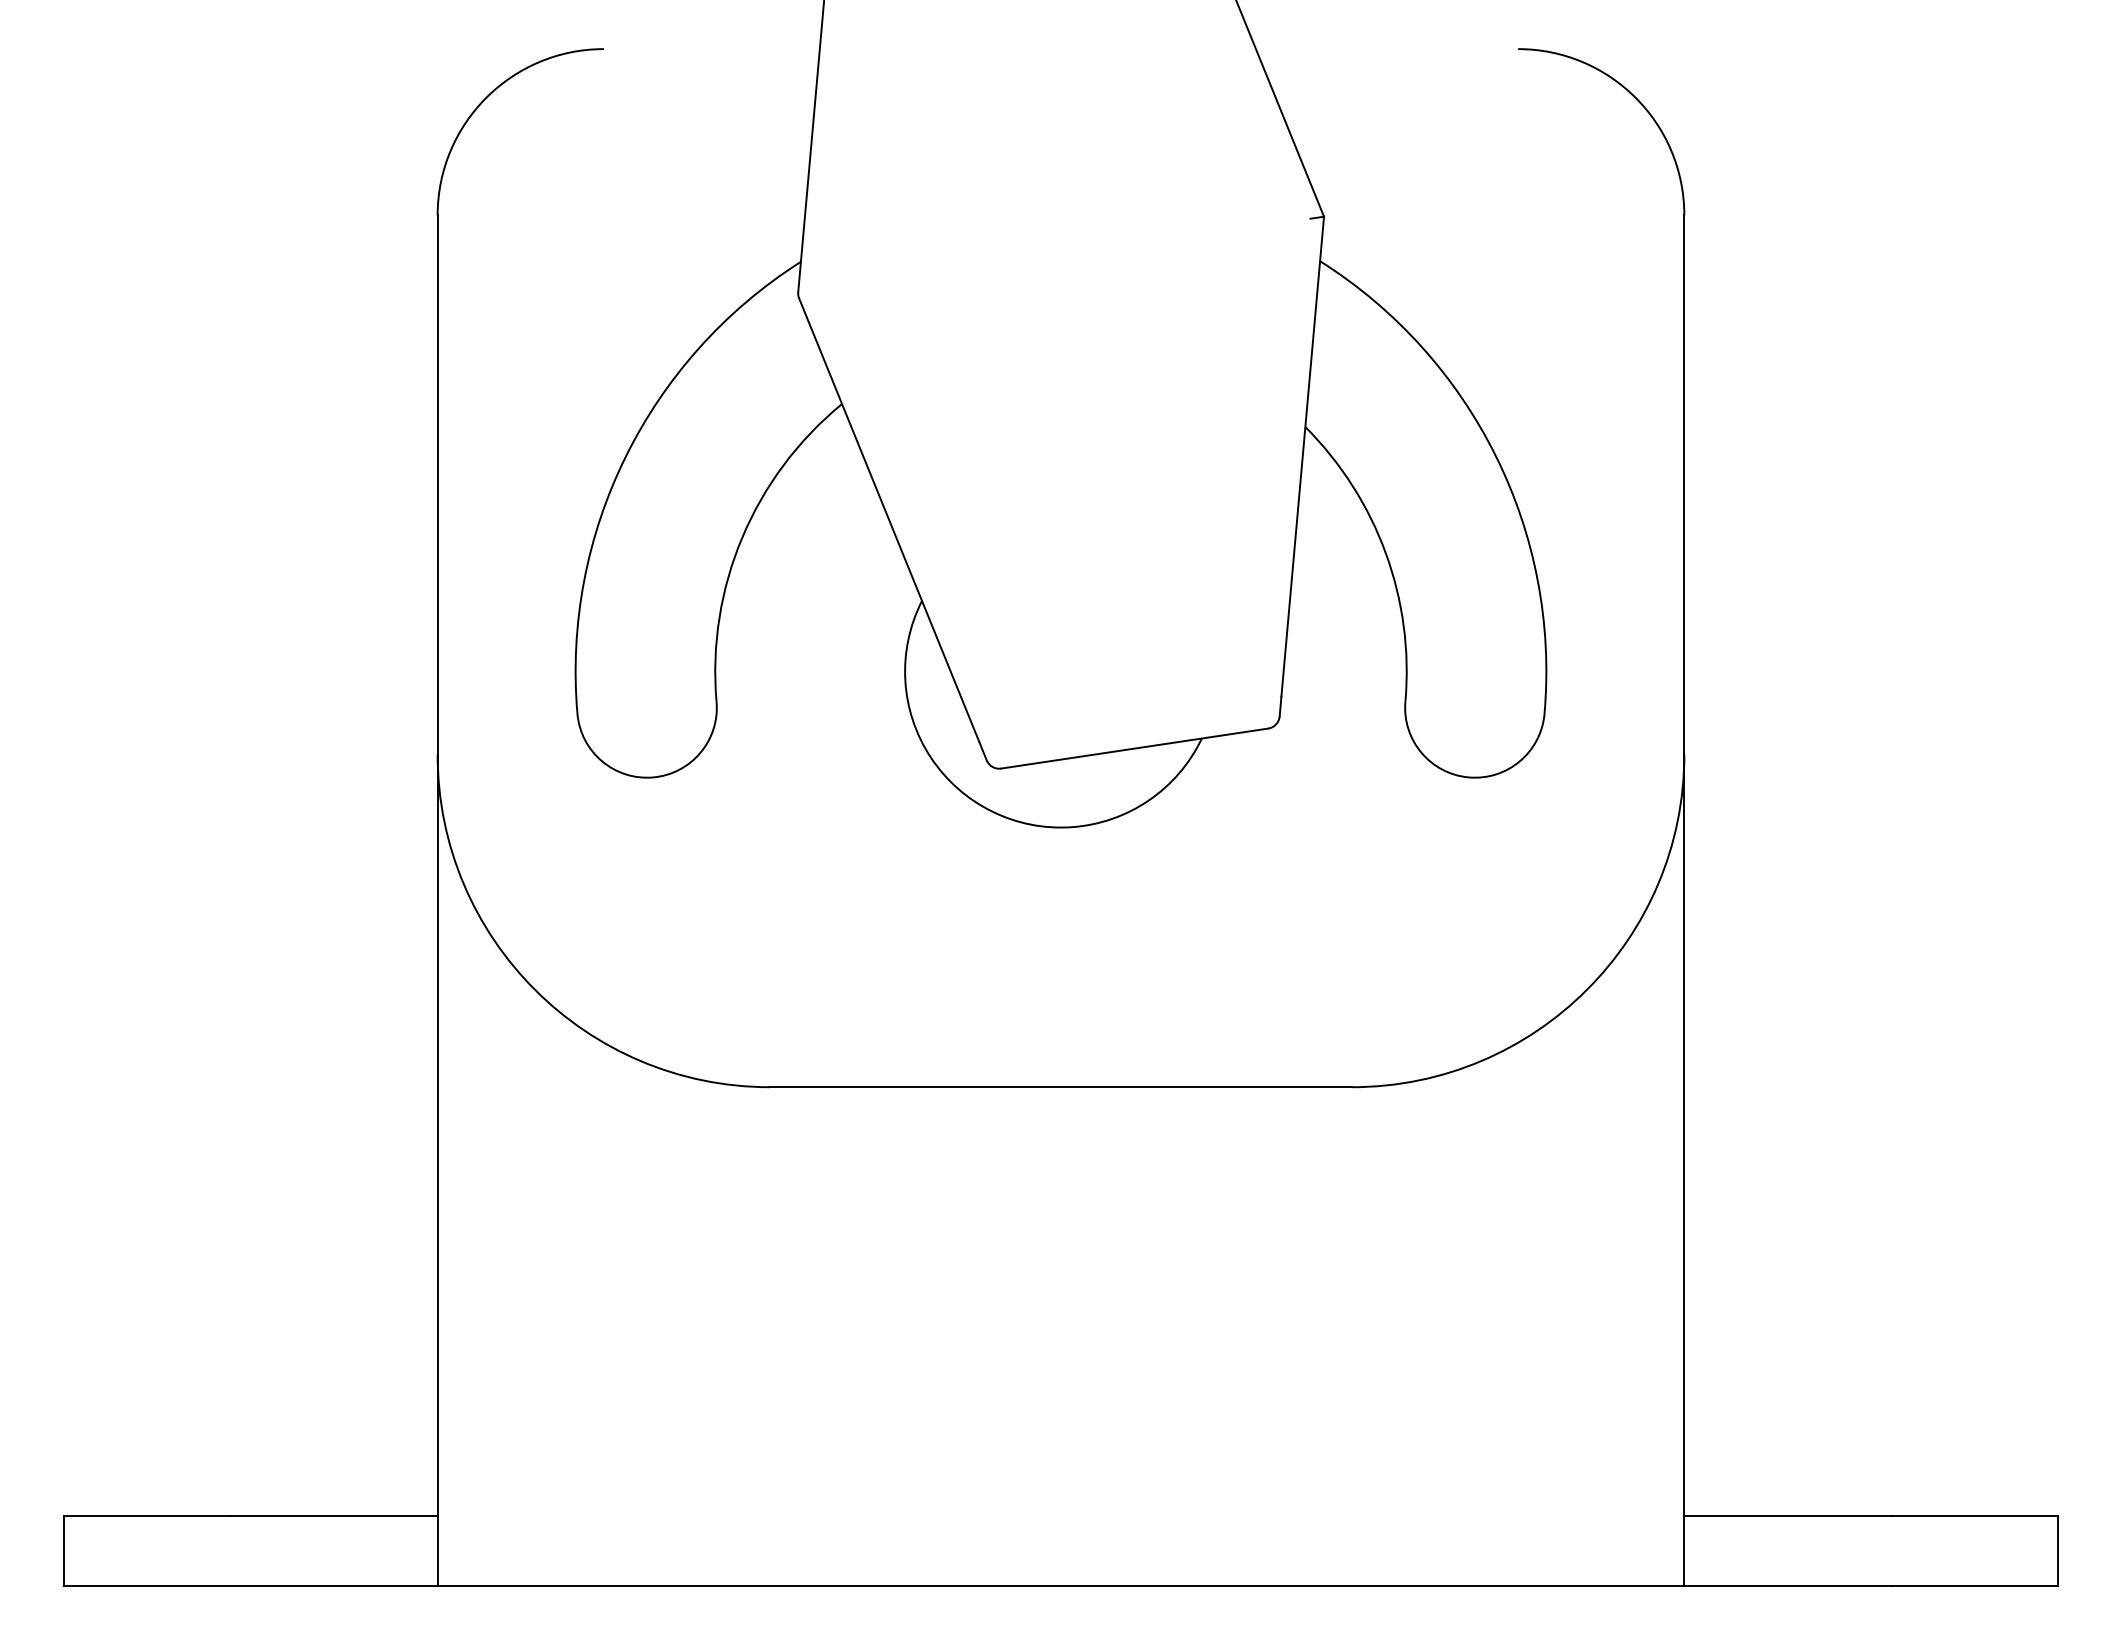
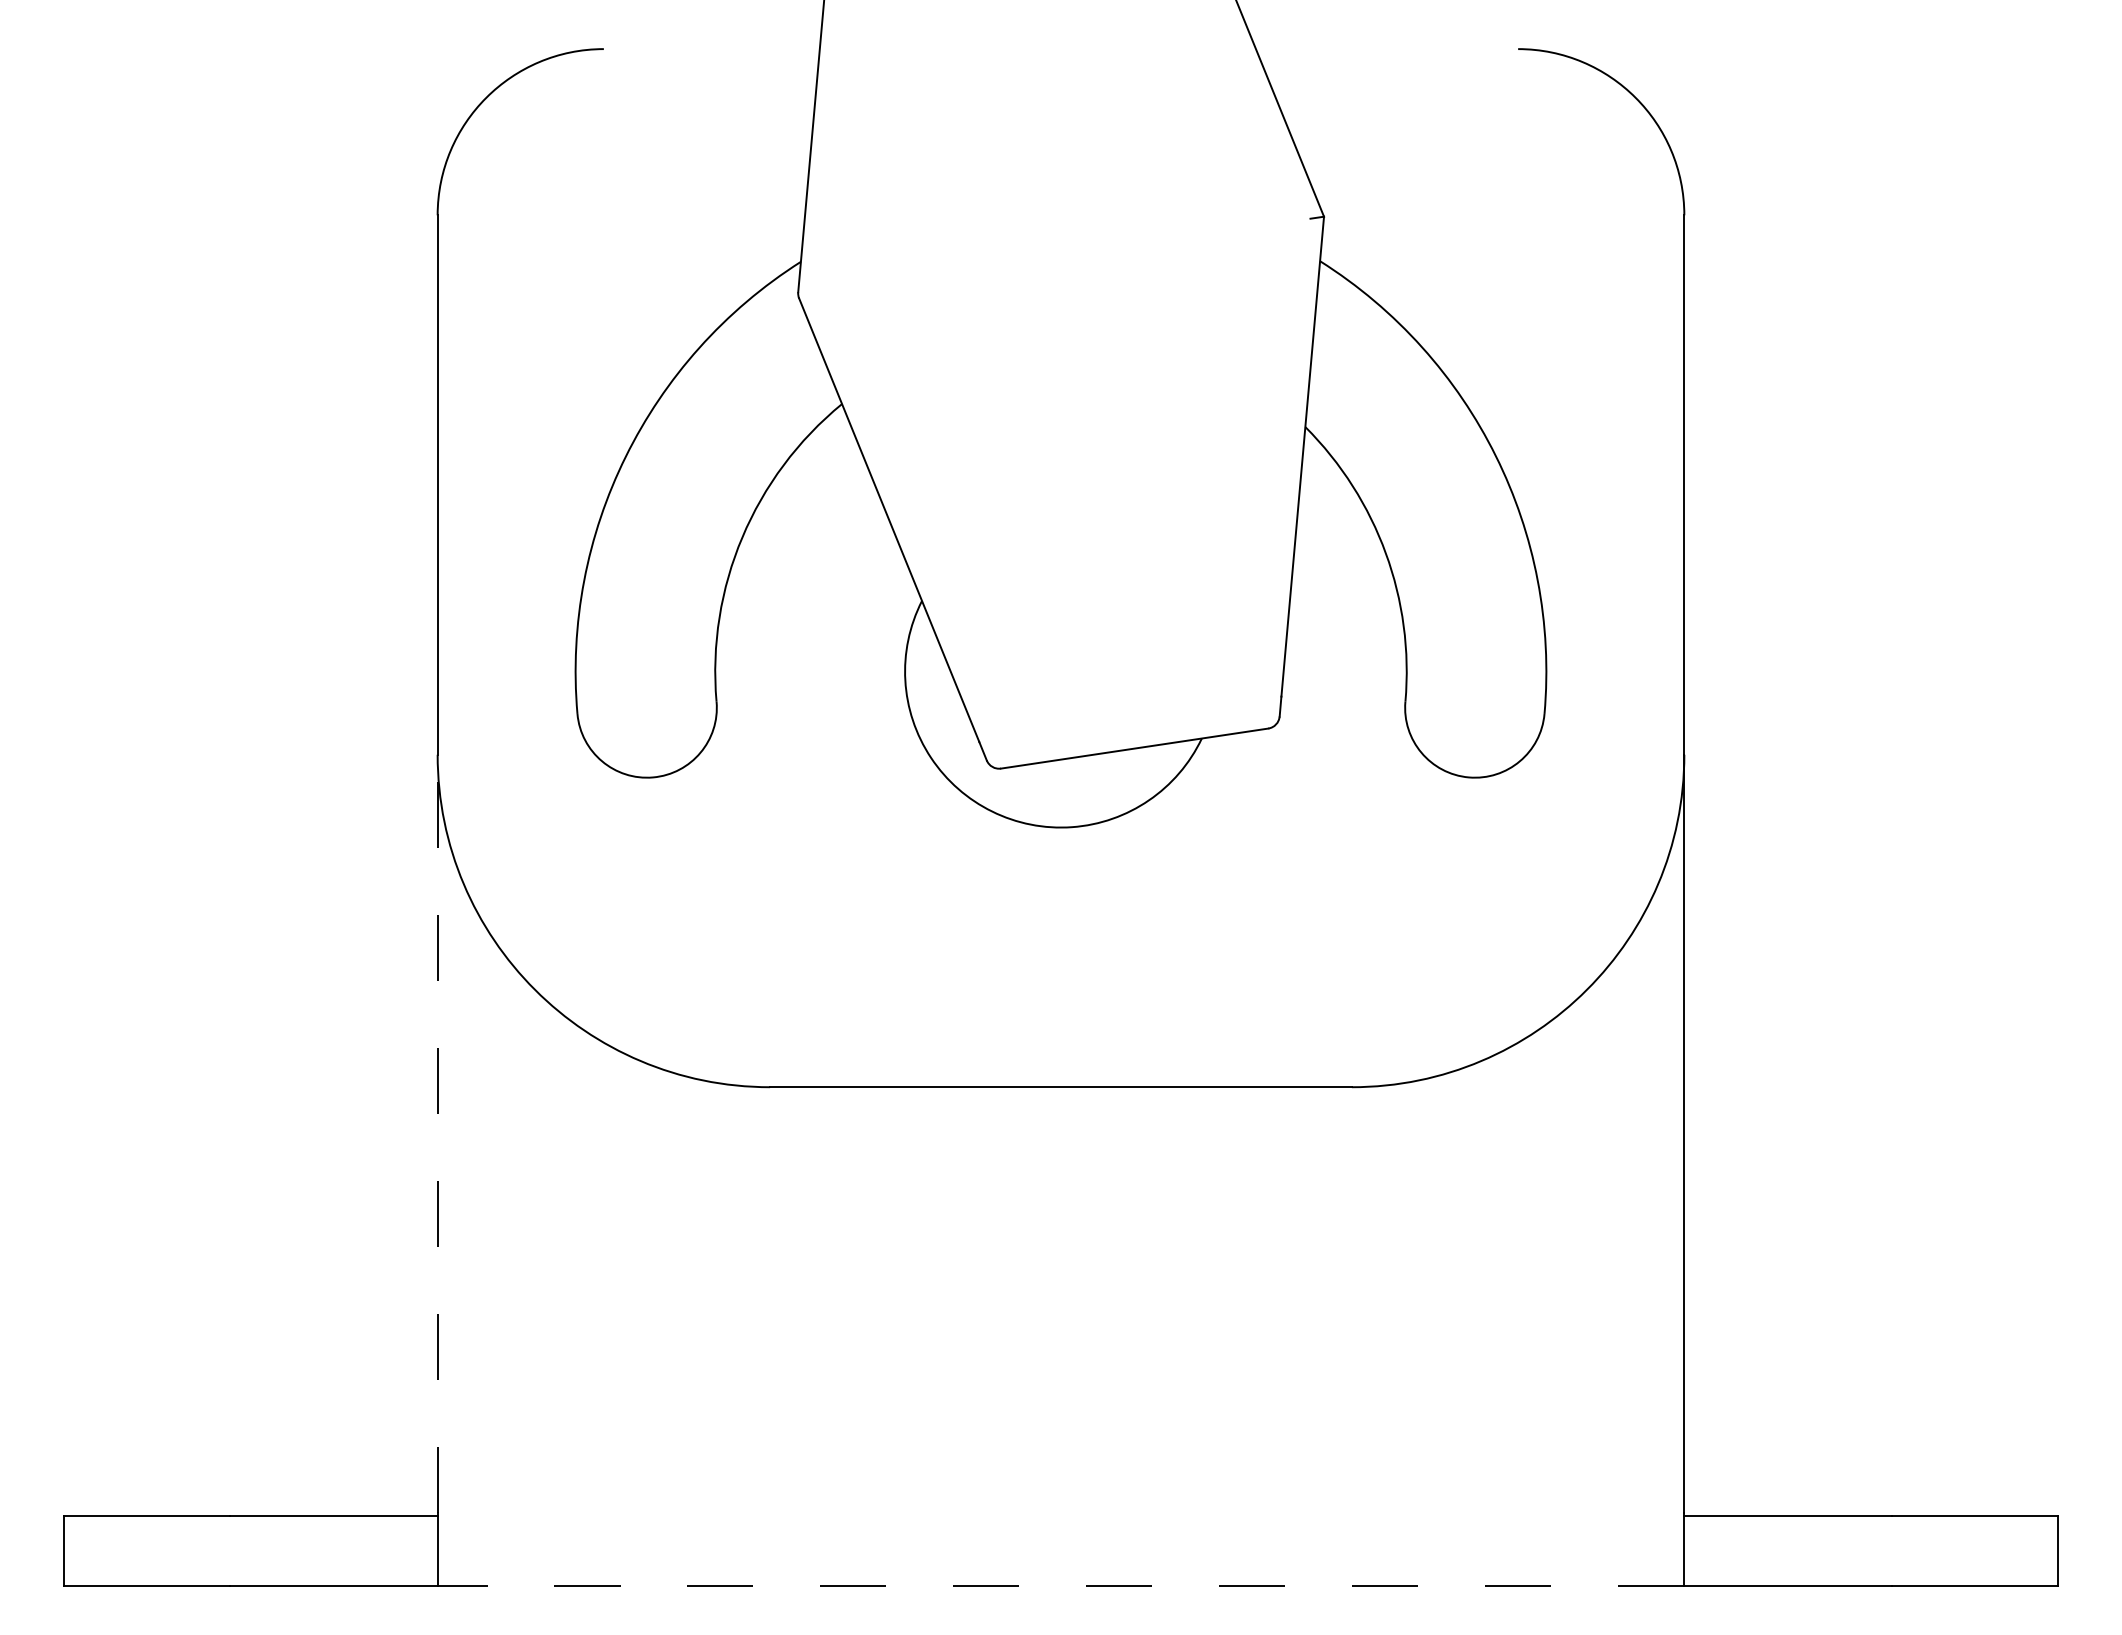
line: solid -> dashed (437, 1133)
line: solid -> dashed (1060, 1585)
